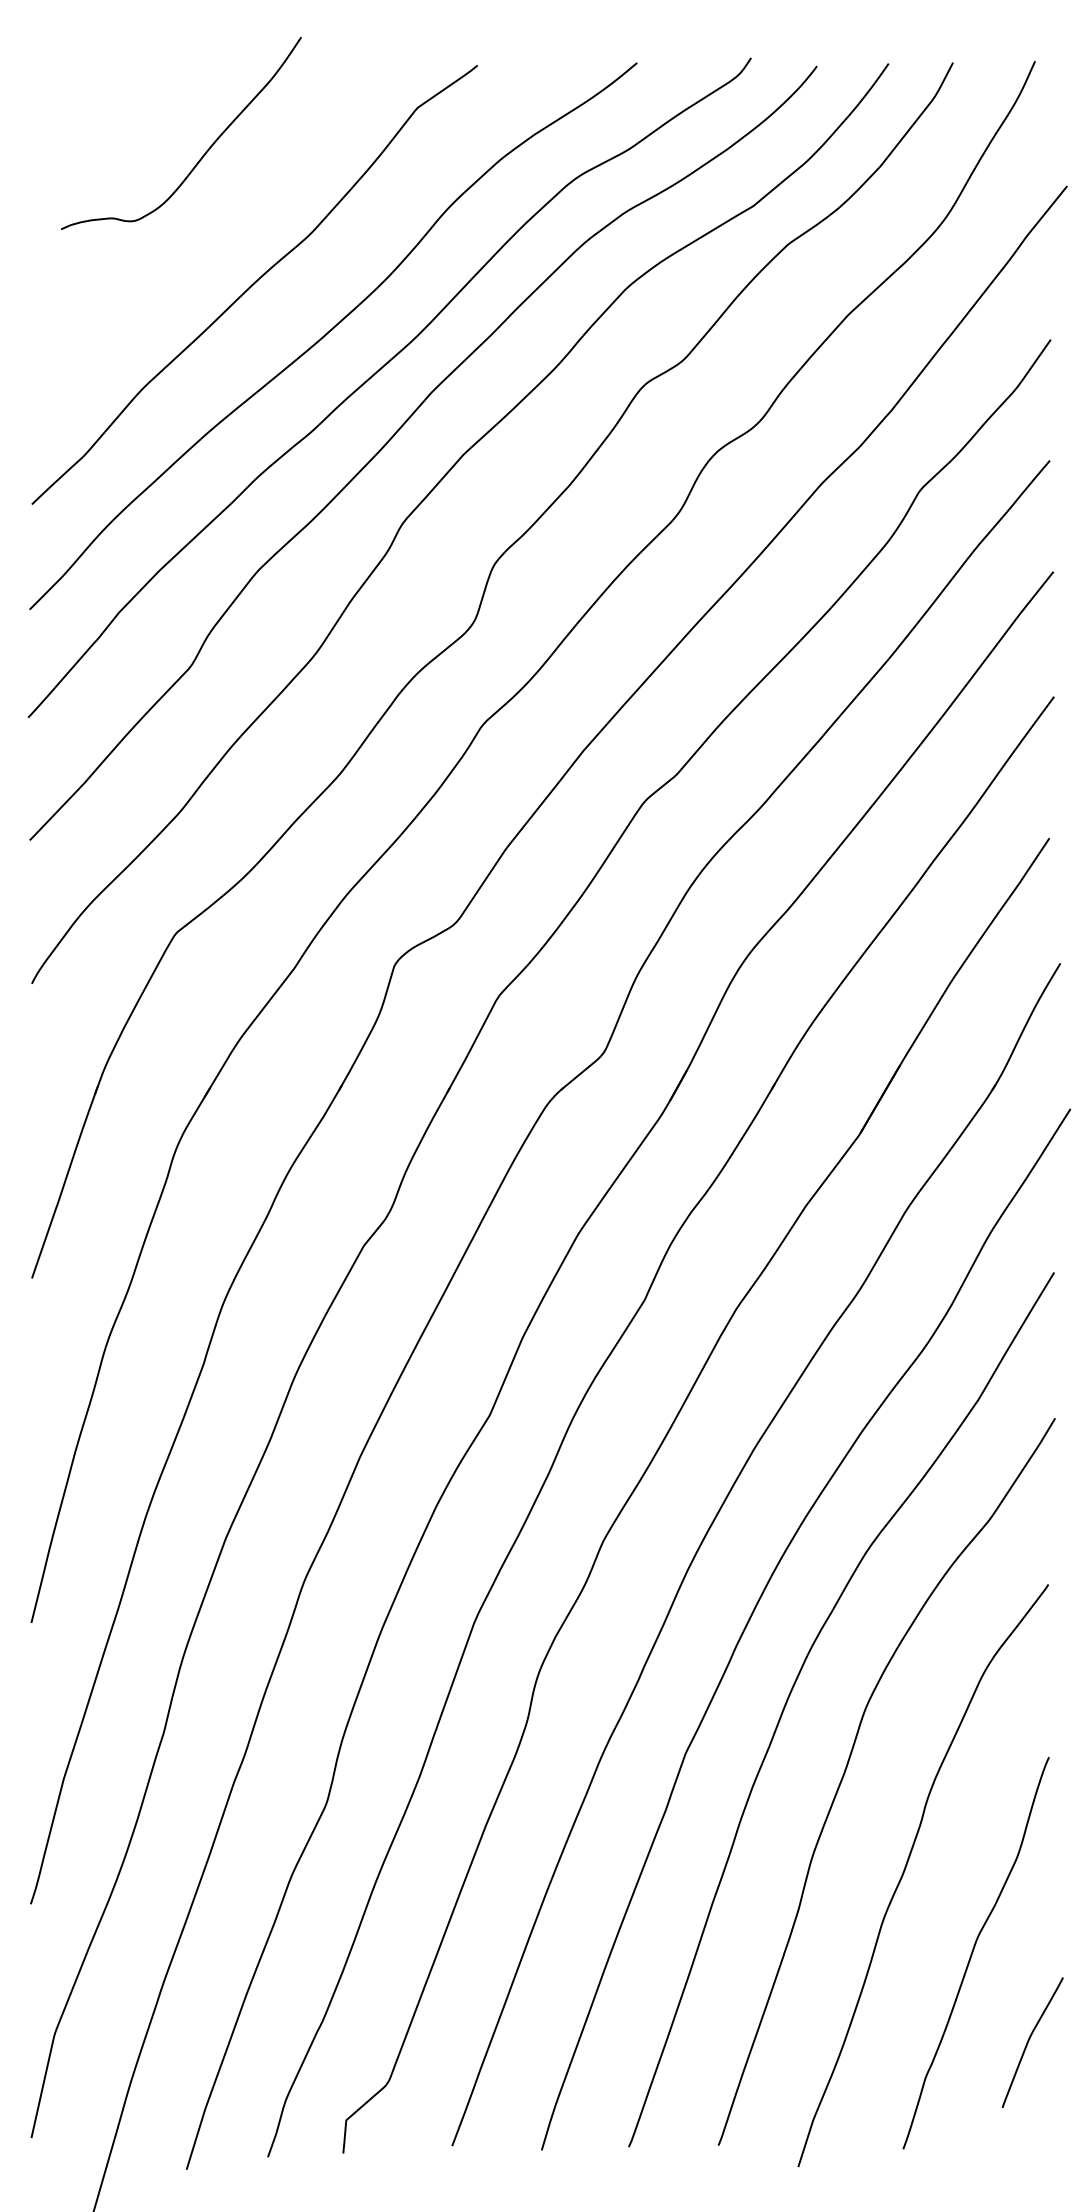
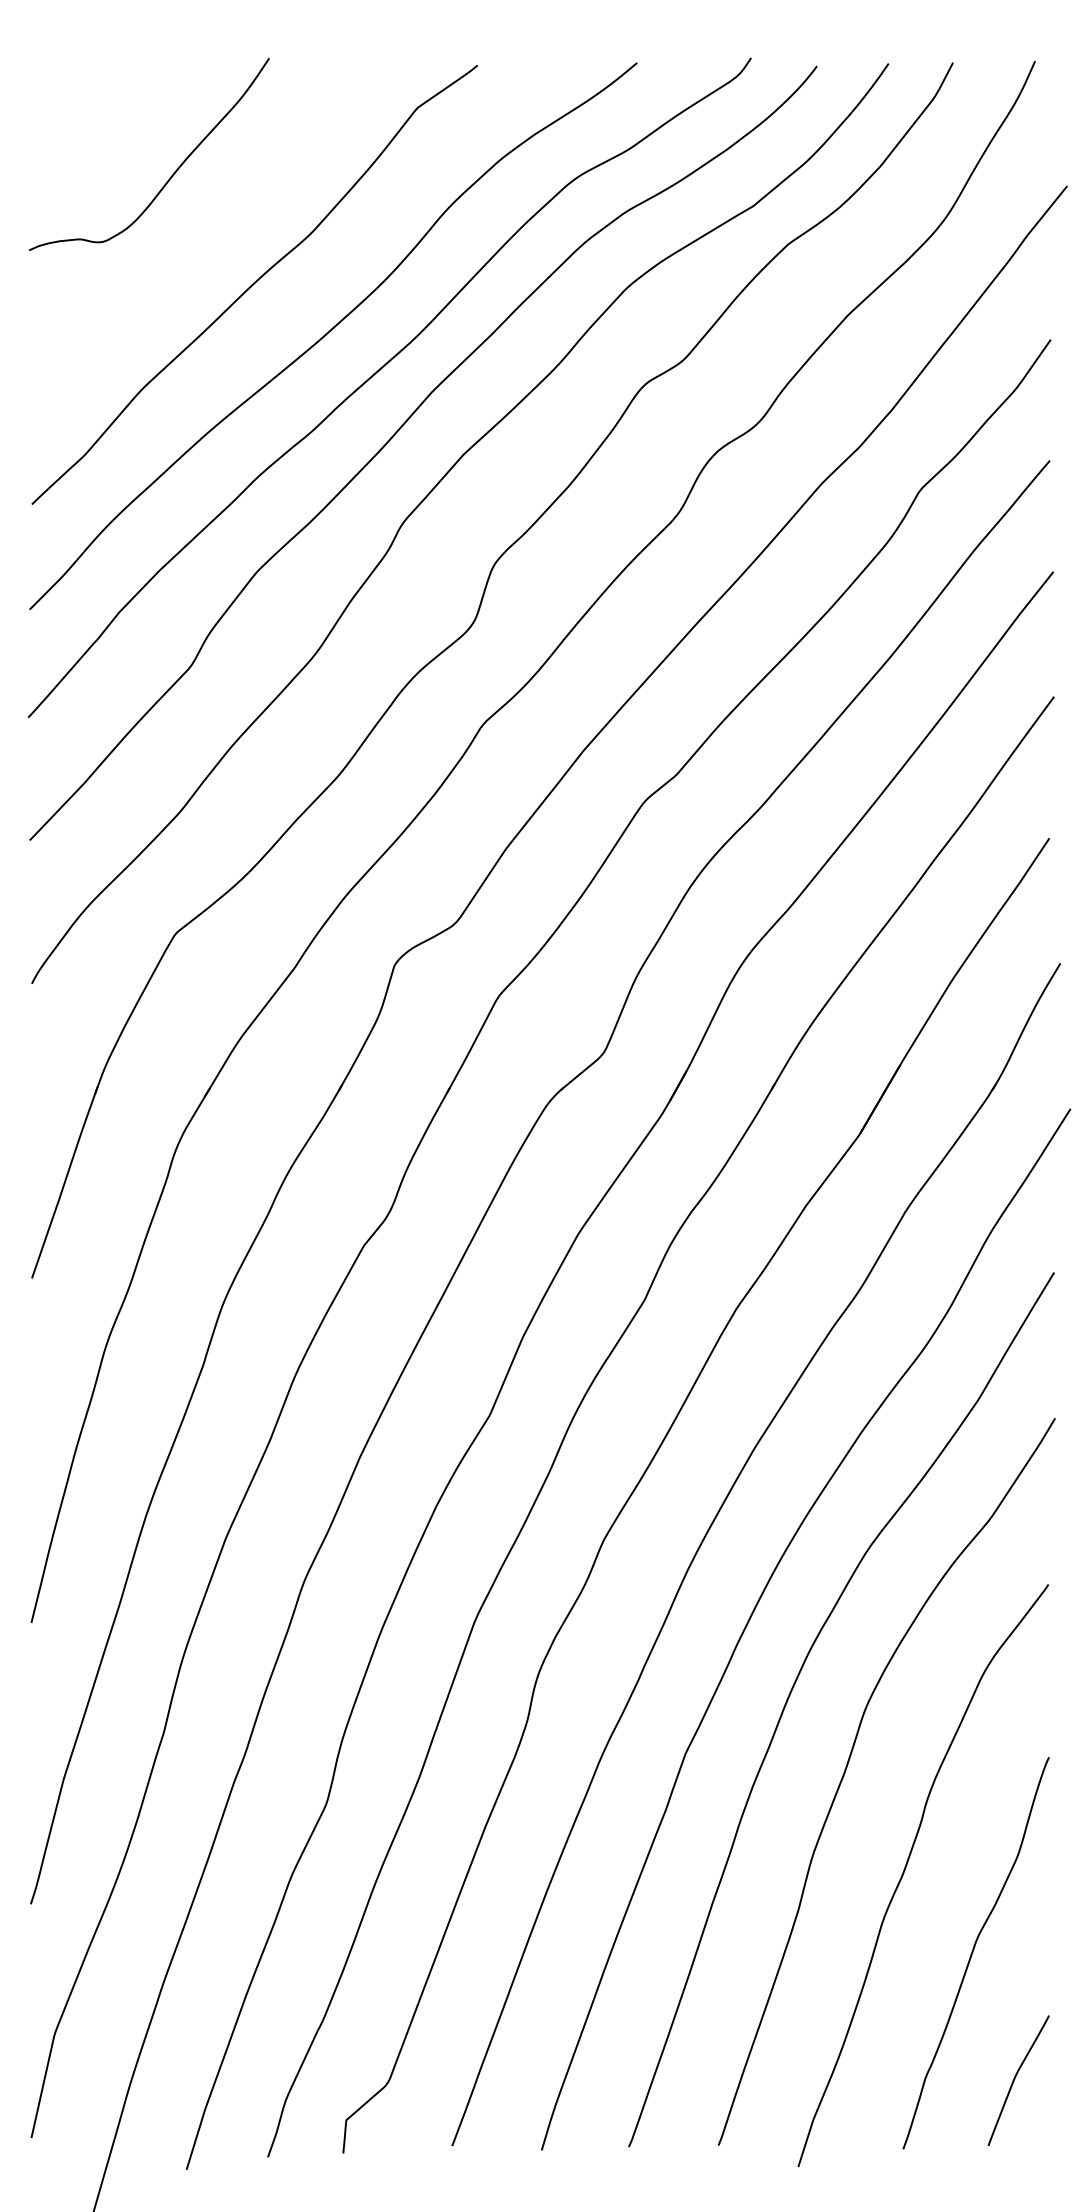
curve position: (206, 150) -> (174, 171) (174, 171)
curve position: (1029, 2041) -> (1015, 2079) (1015, 2079)
